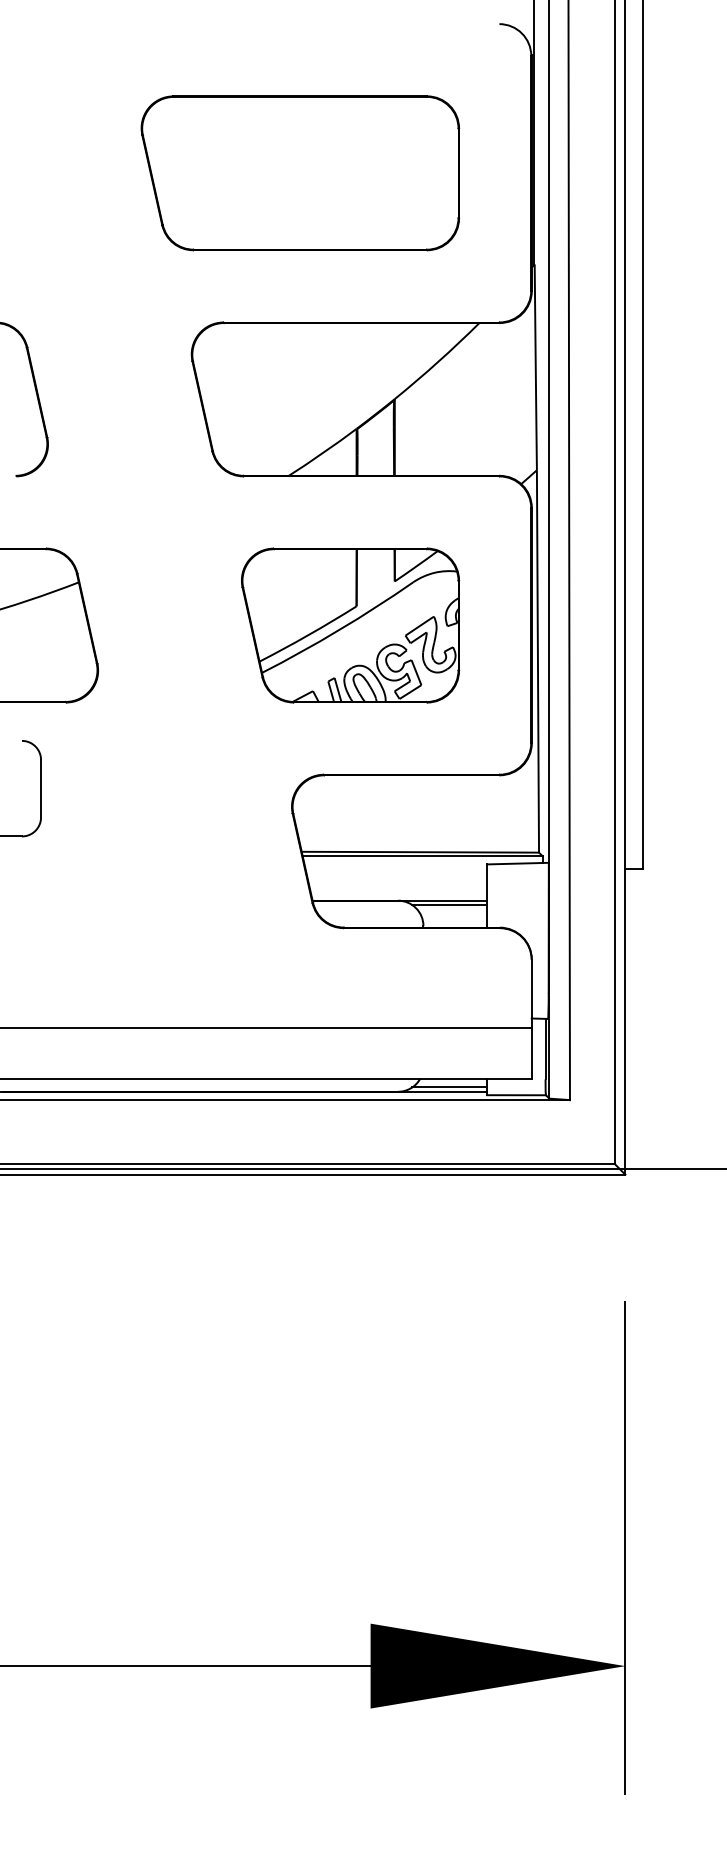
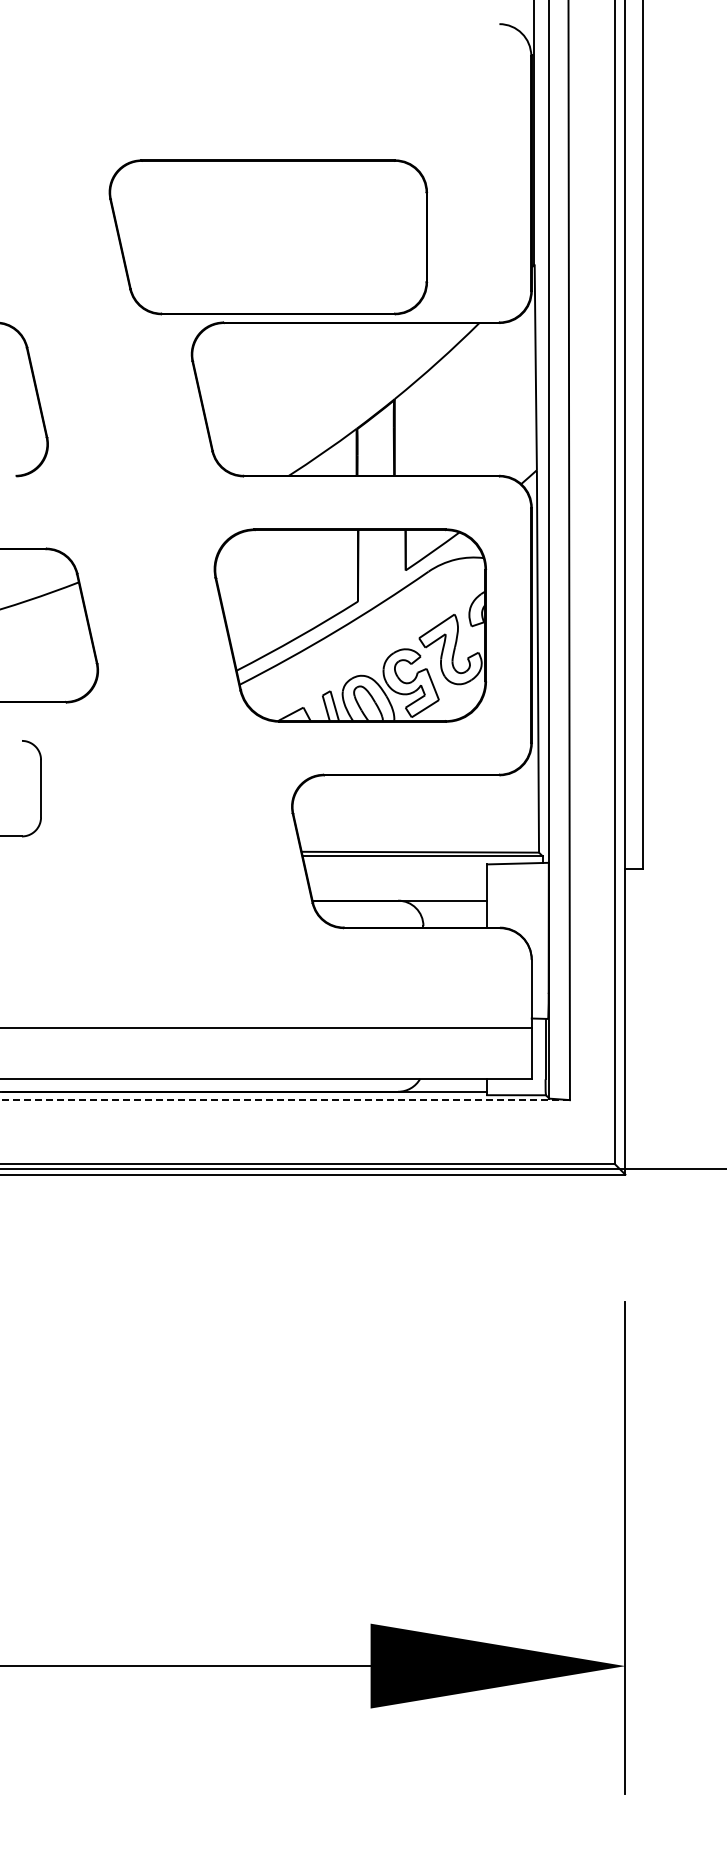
part position: (300, 173) -> (268, 237) (268, 237)
part size: 220x157 px -> 275x195 px (350, 625)
line: present -> none (449, 905)
line: present -> none (449, 1087)
line: solid -> dashed (285, 1100)
